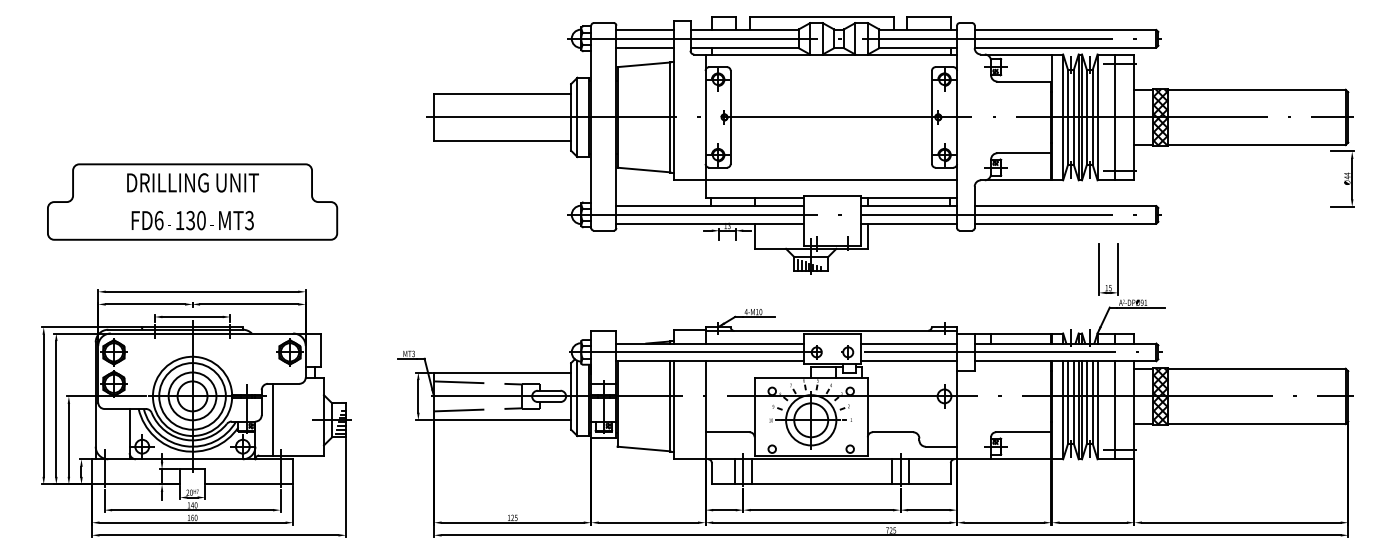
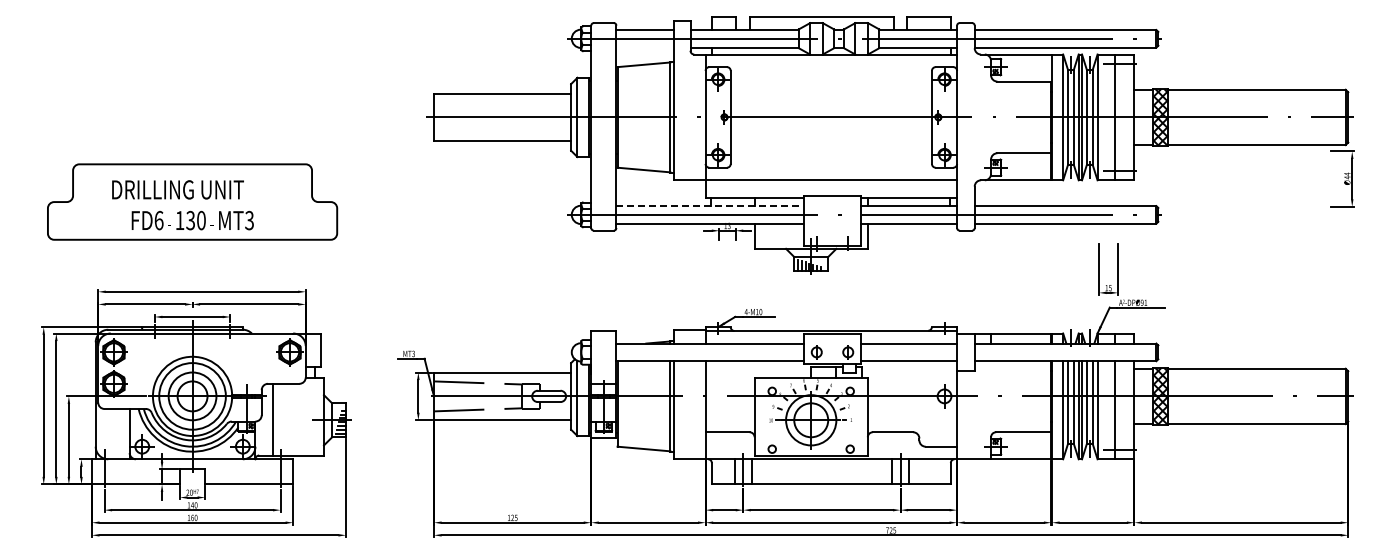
line: present -> none (645, 47)
text position: (192, 182) -> (177, 189) (177, 189)
line: solid -> dashed (710, 206)
line: present -> none (865, 352)
